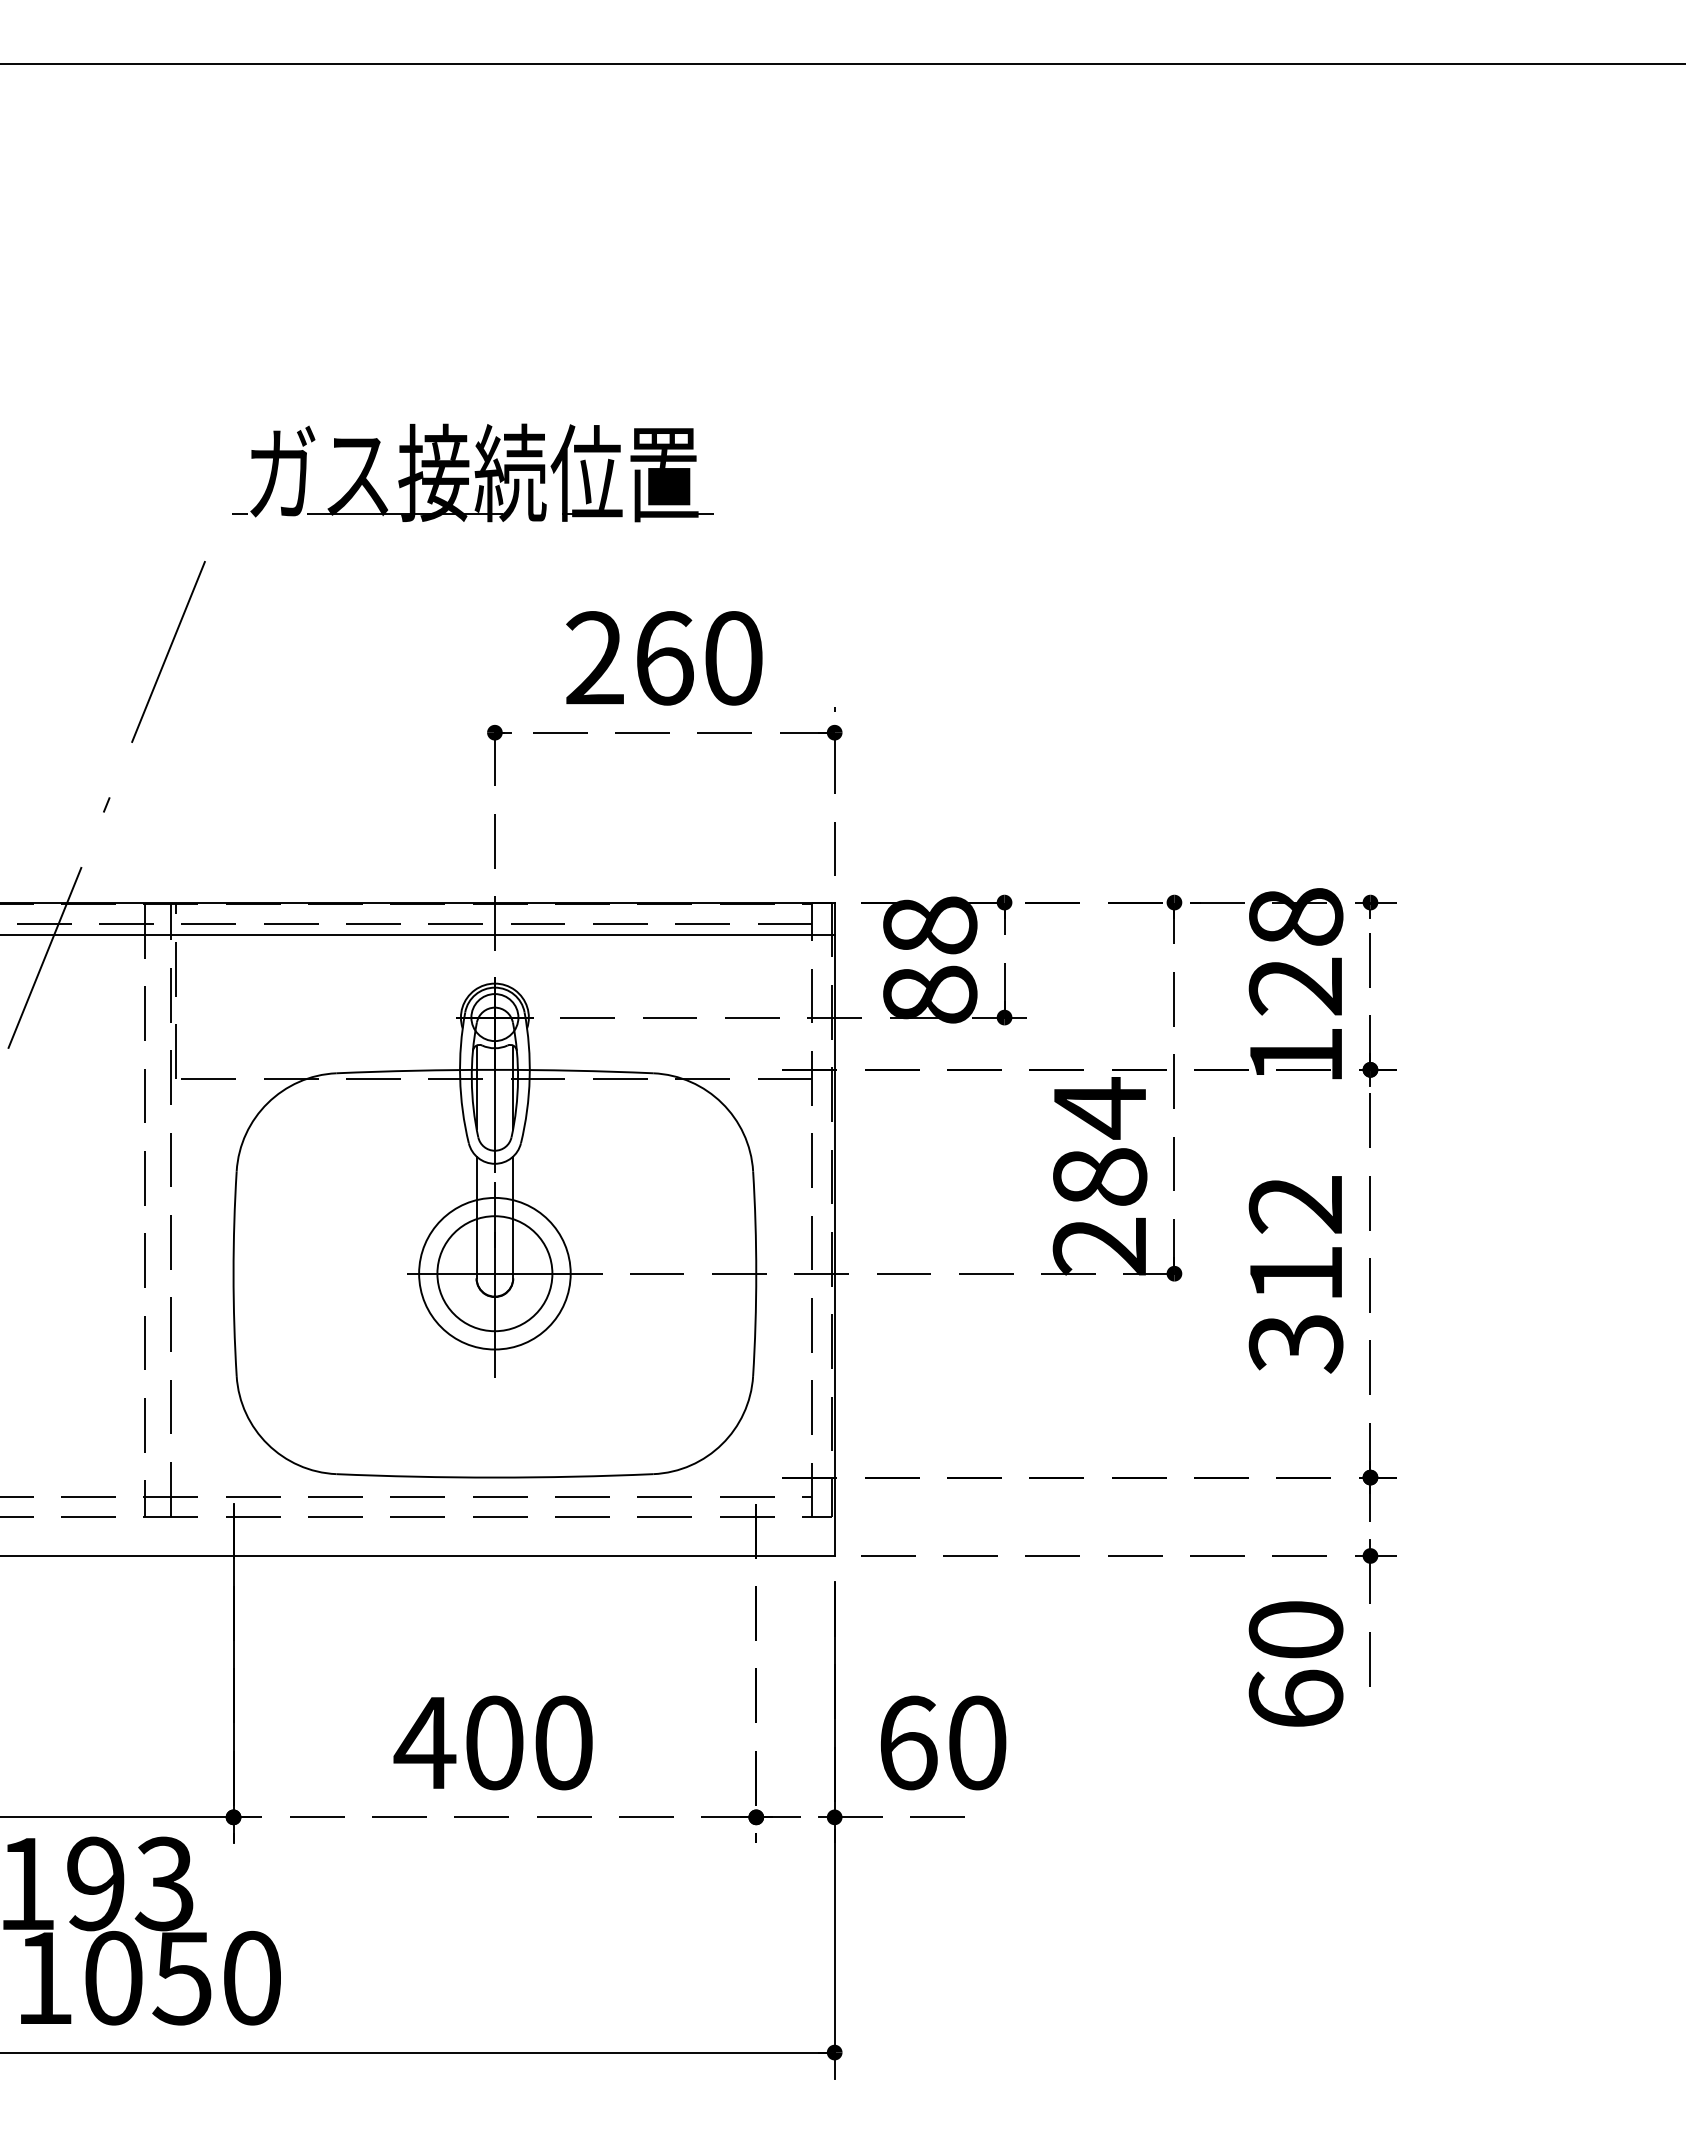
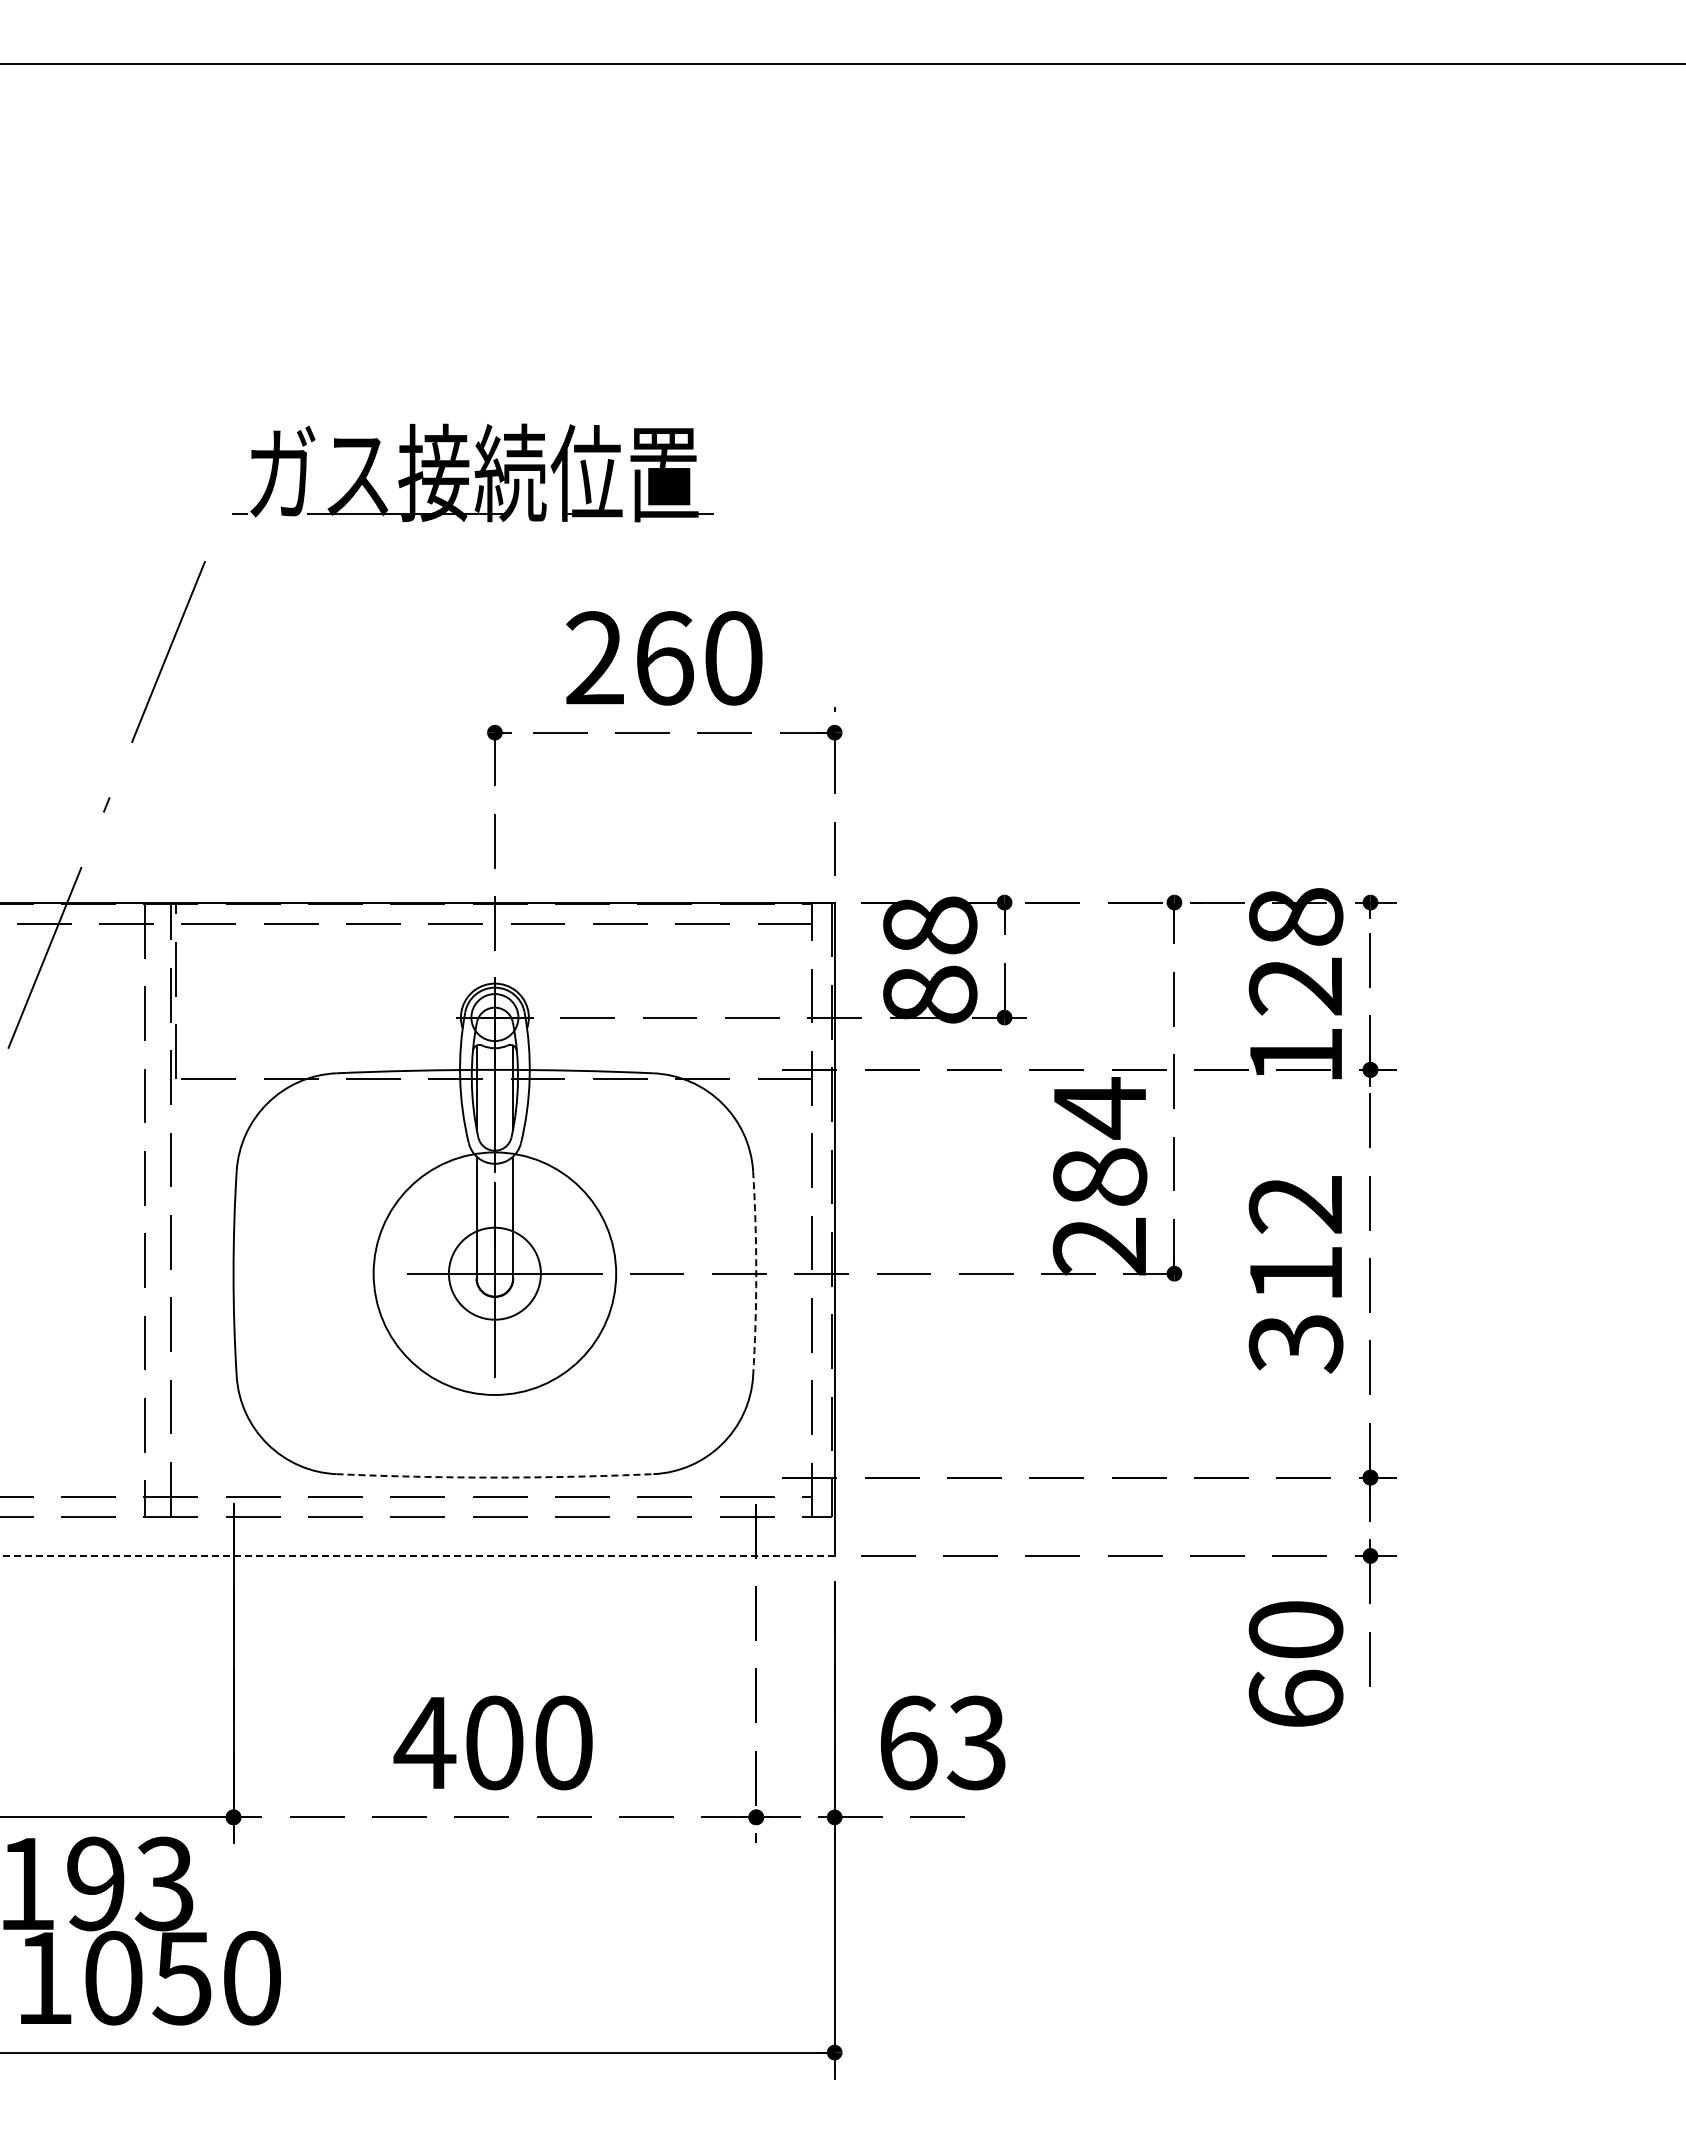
line: present -> none (418, 935)
circle diameter: 115 px -> 92 px (494, 1273)
circle diameter: 152 px -> 243 px (494, 1273)
arc: solid -> dashed (756, 1273)
arc: solid -> dashed (494, 1477)
line: solid -> dashed (416, 1555)
text: 60 -> 63 (976, 1742)
